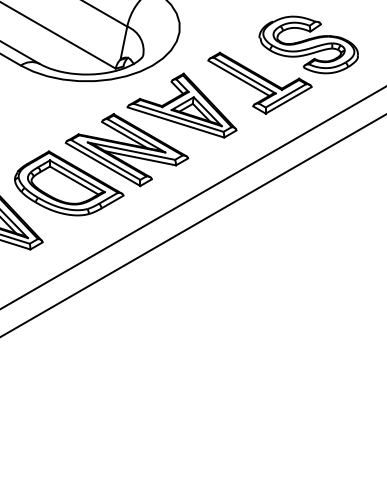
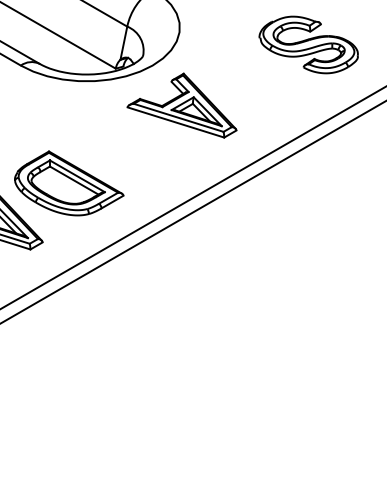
part: present -> none (259, 82)
part: present -> none (126, 150)
line position: (192, 225) -> (192, 212) (192, 212)
